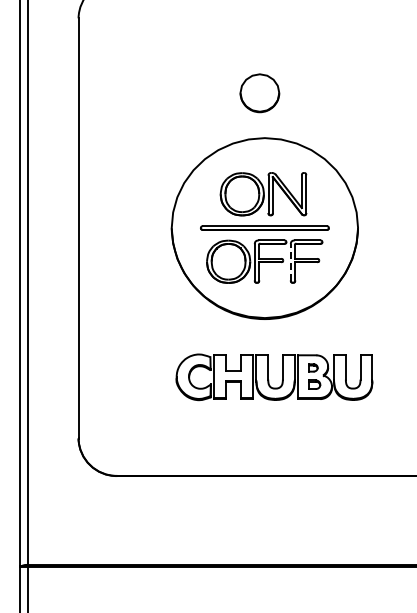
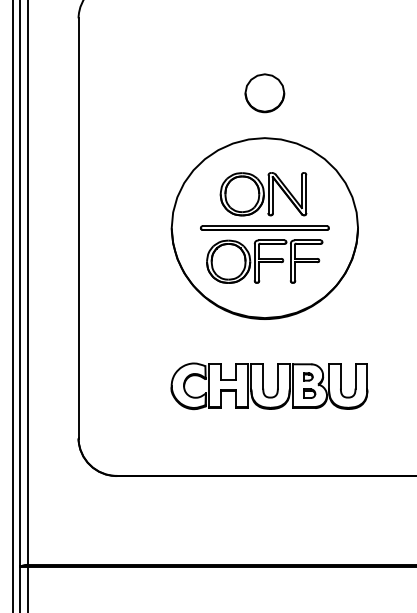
part position: (259, 93) -> (264, 93) (264, 93)
line: dashed -> solid (290, 261)
line: none -> present (12, 305)
part position: (274, 377) -> (269, 386) (269, 386)
